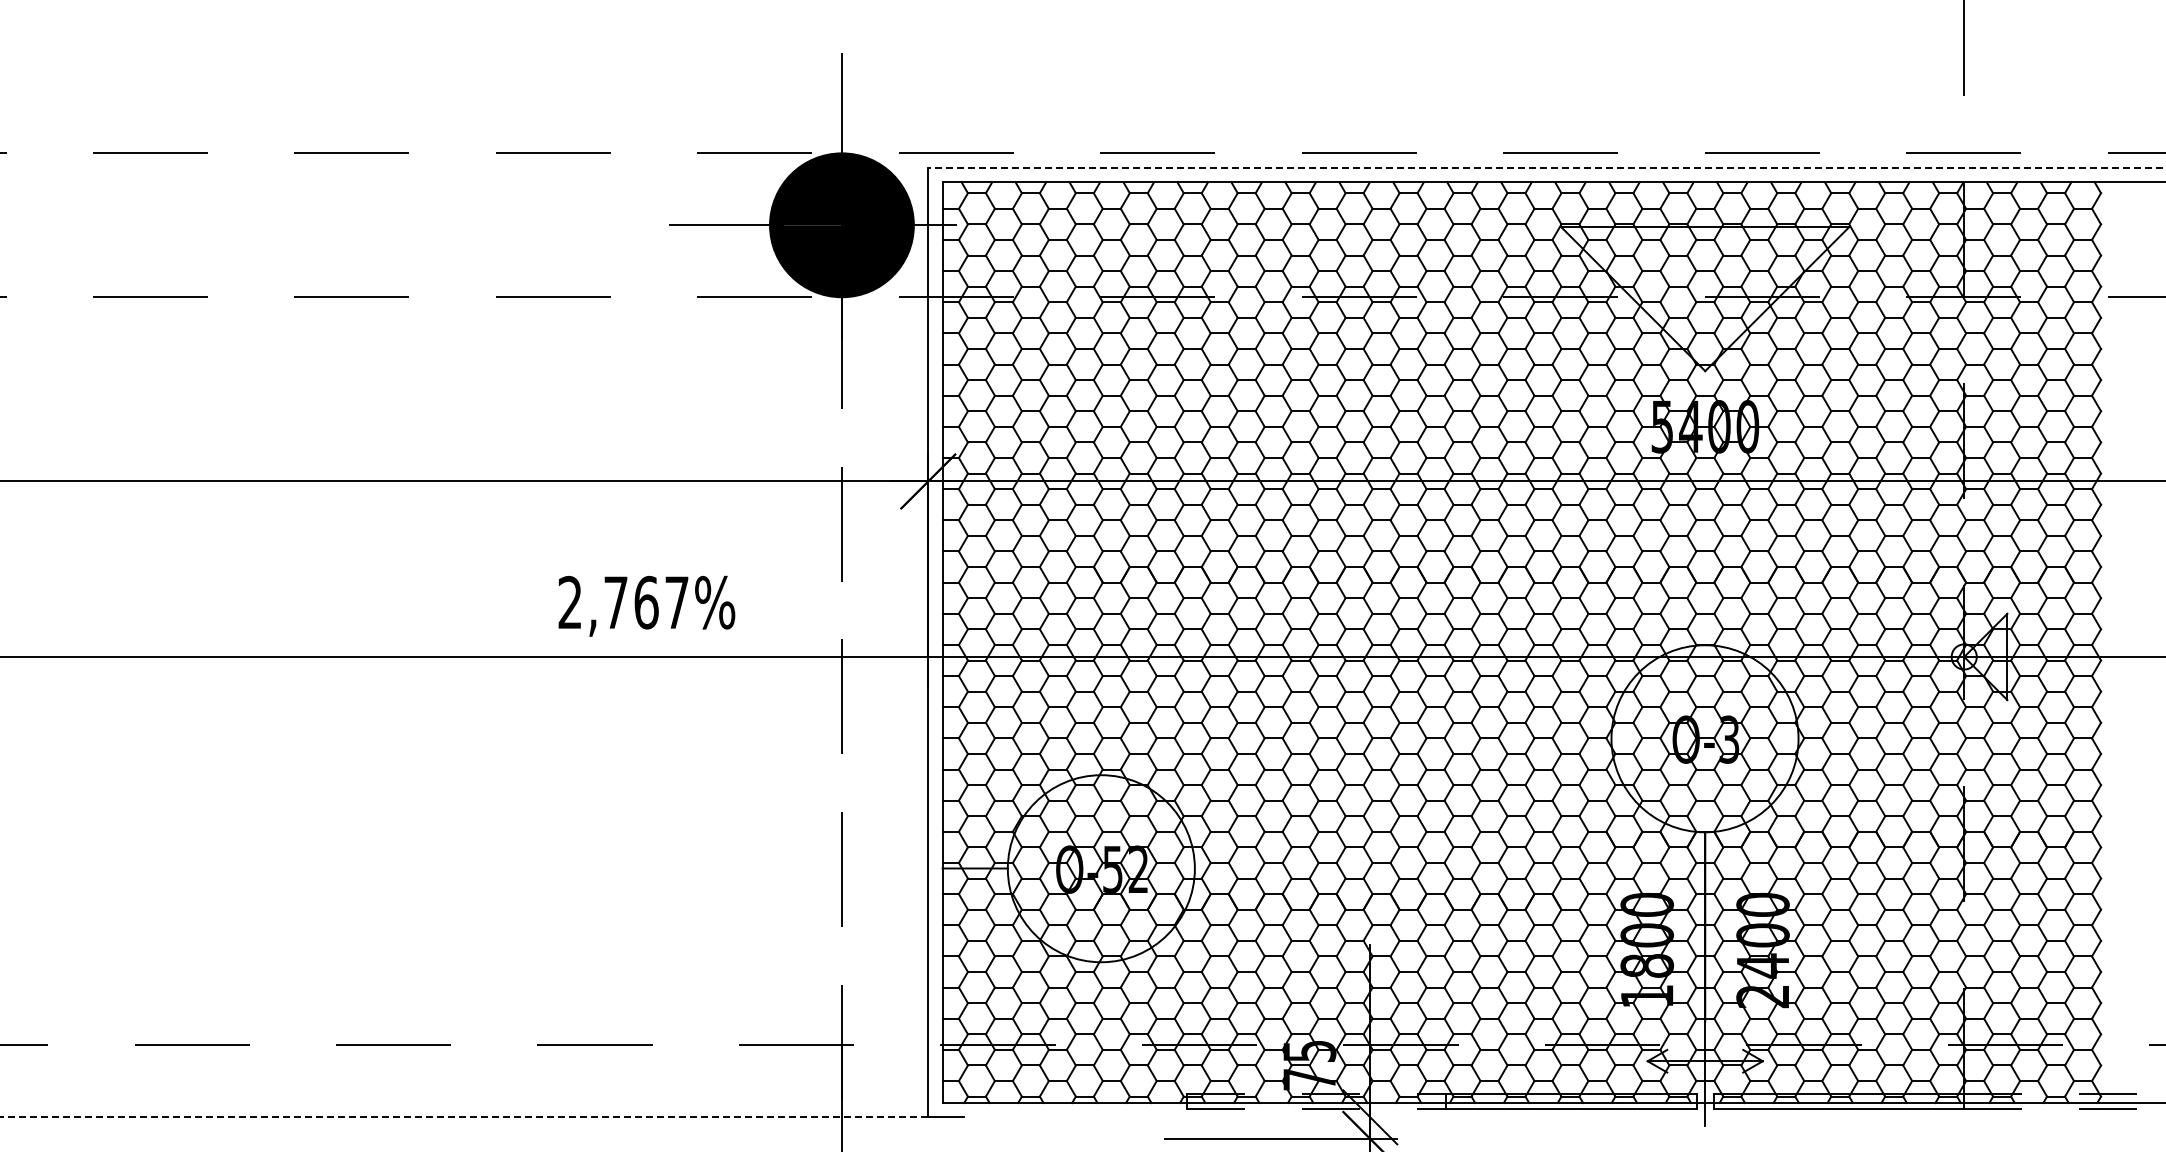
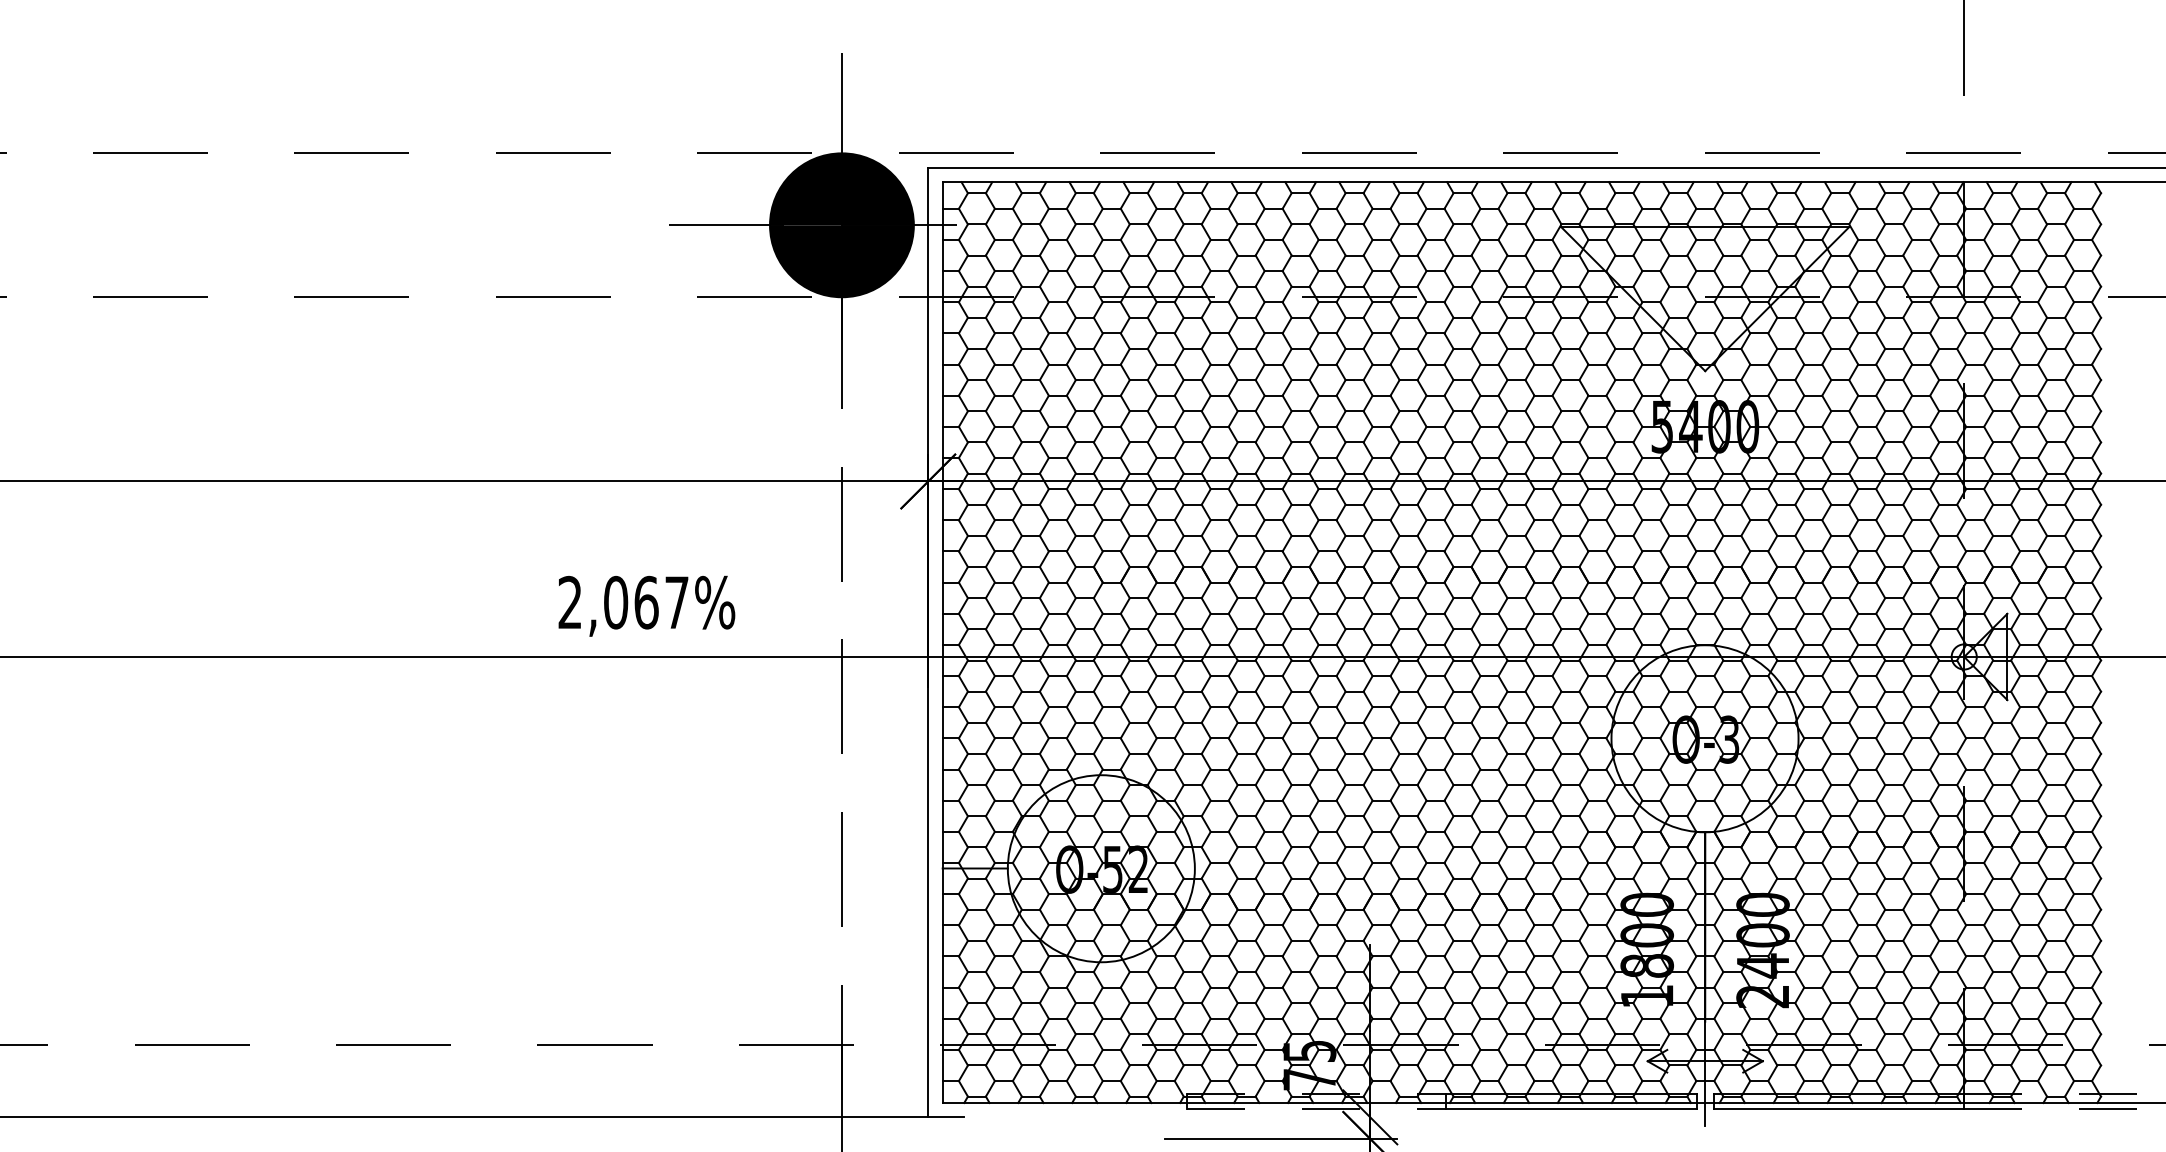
line: dashed -> solid (1546, 167)
text: 2,767% -> 2,067% (616, 602)
line: dashed -> solid (464, 1117)
